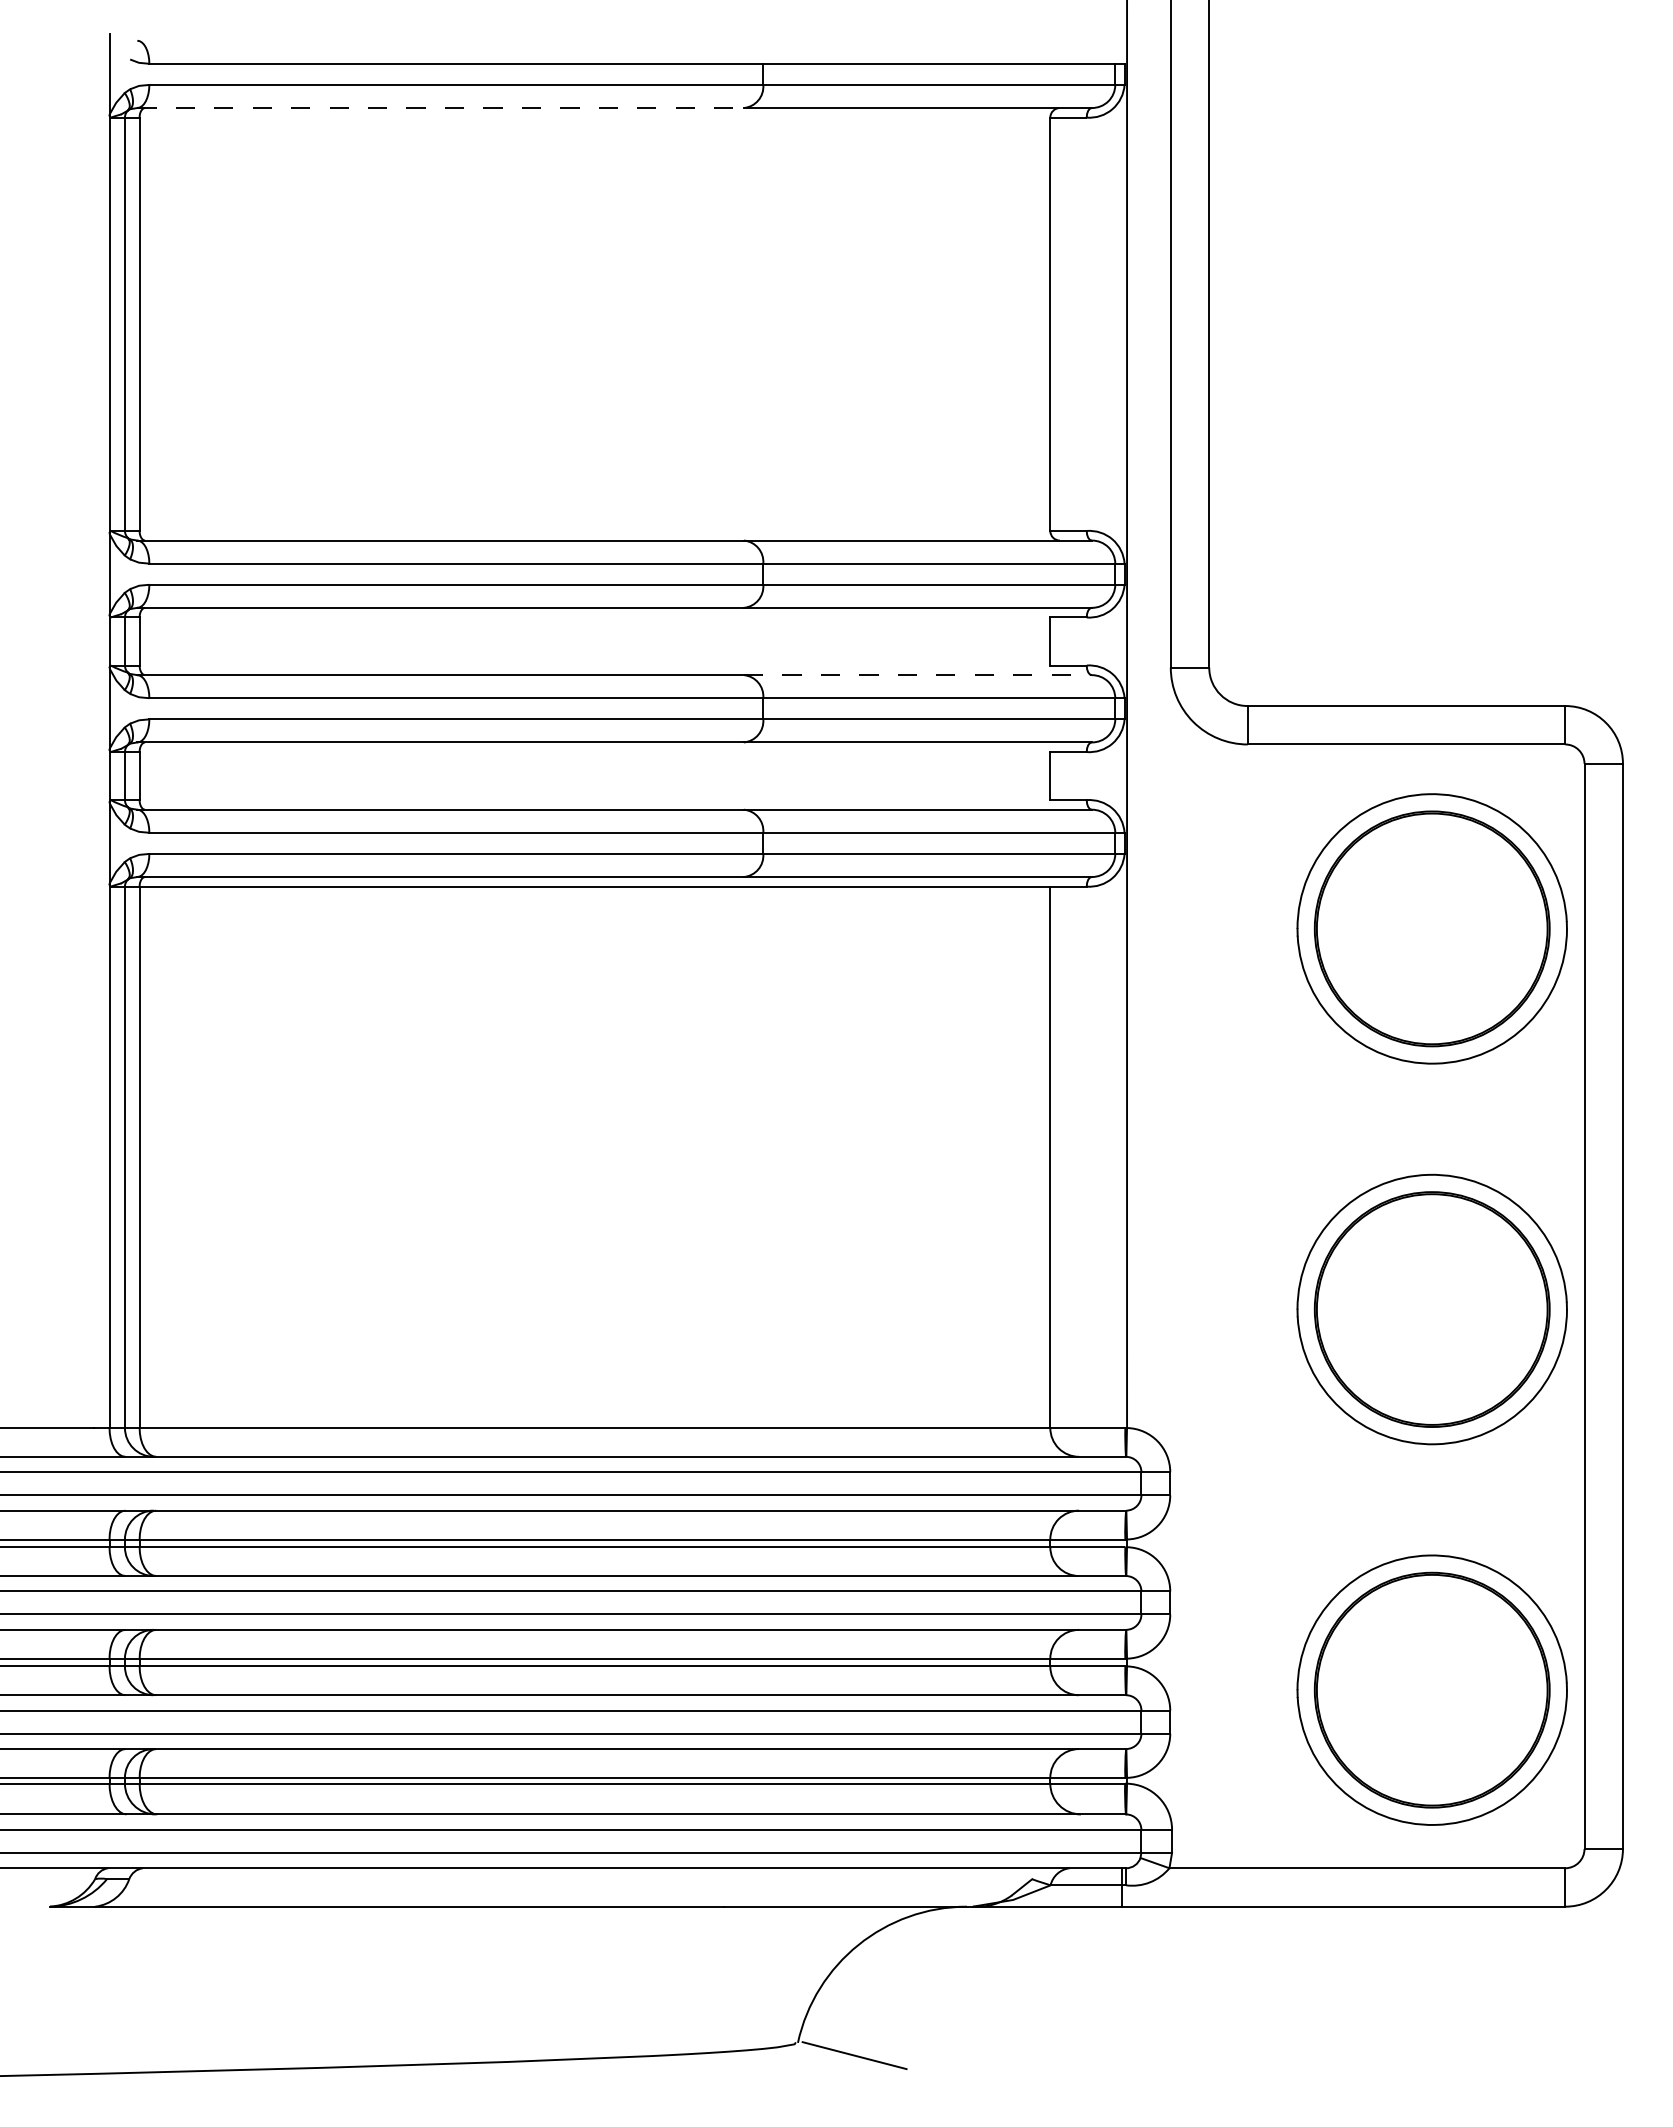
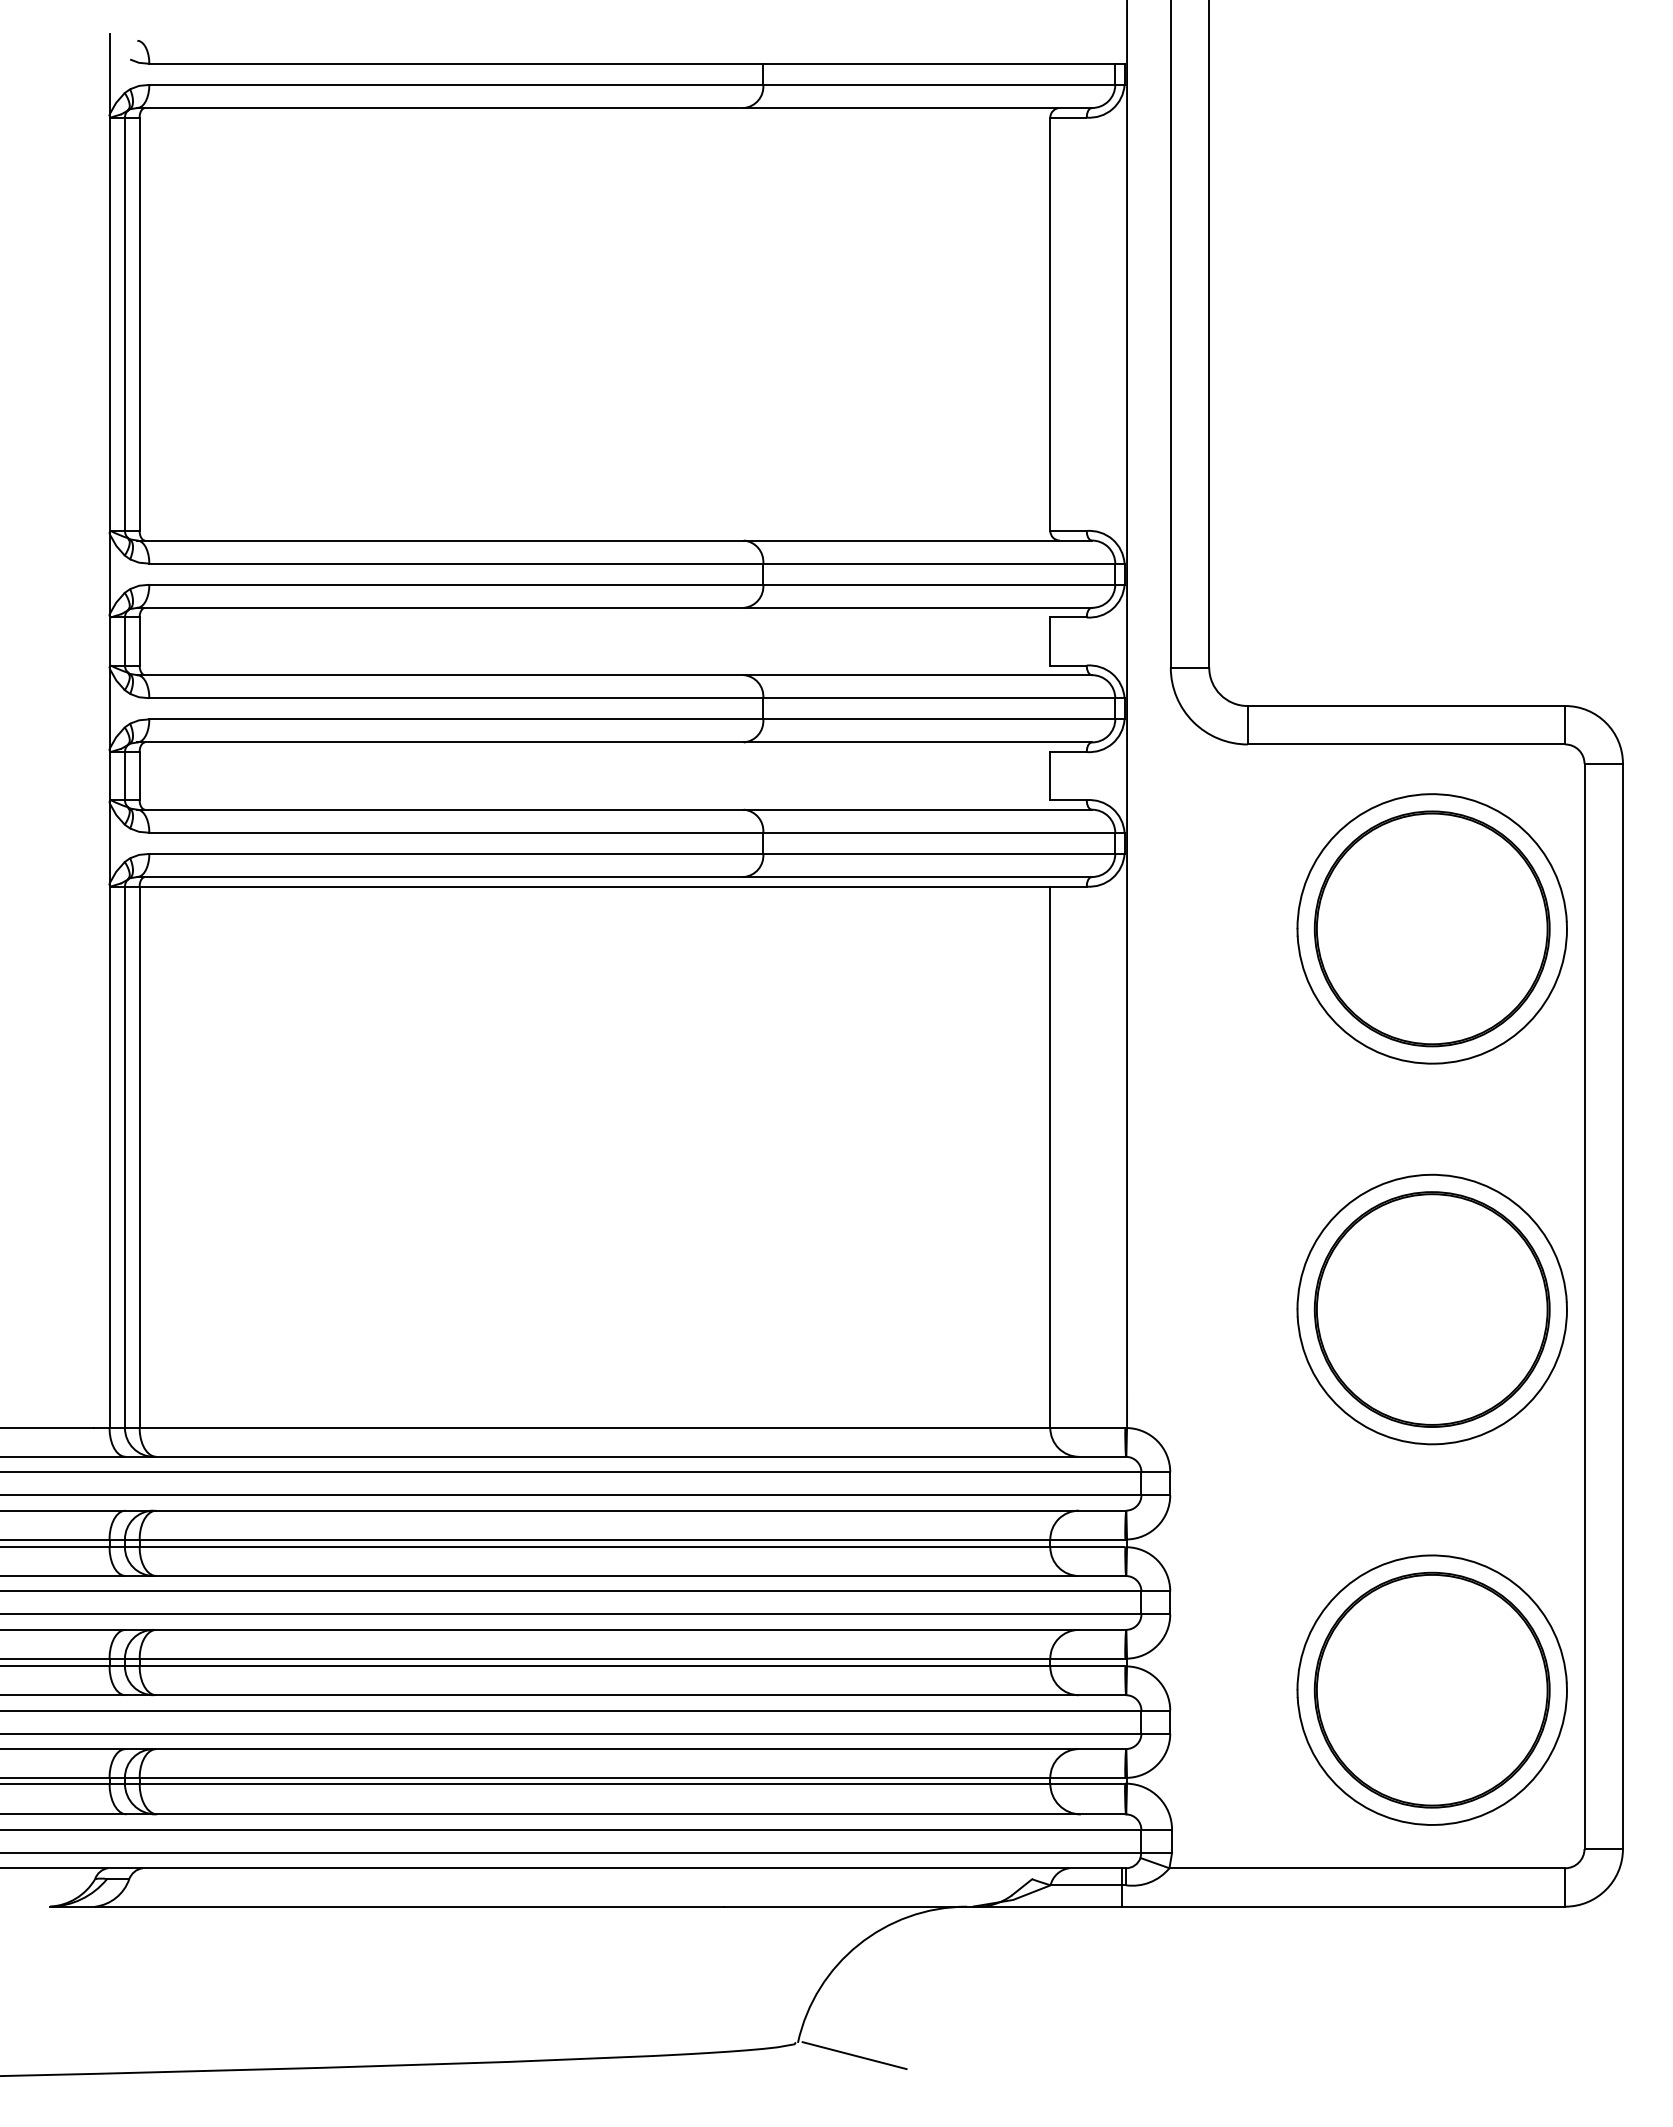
line: dashed -> solid (441, 108)
line: dashed -> solid (917, 675)
